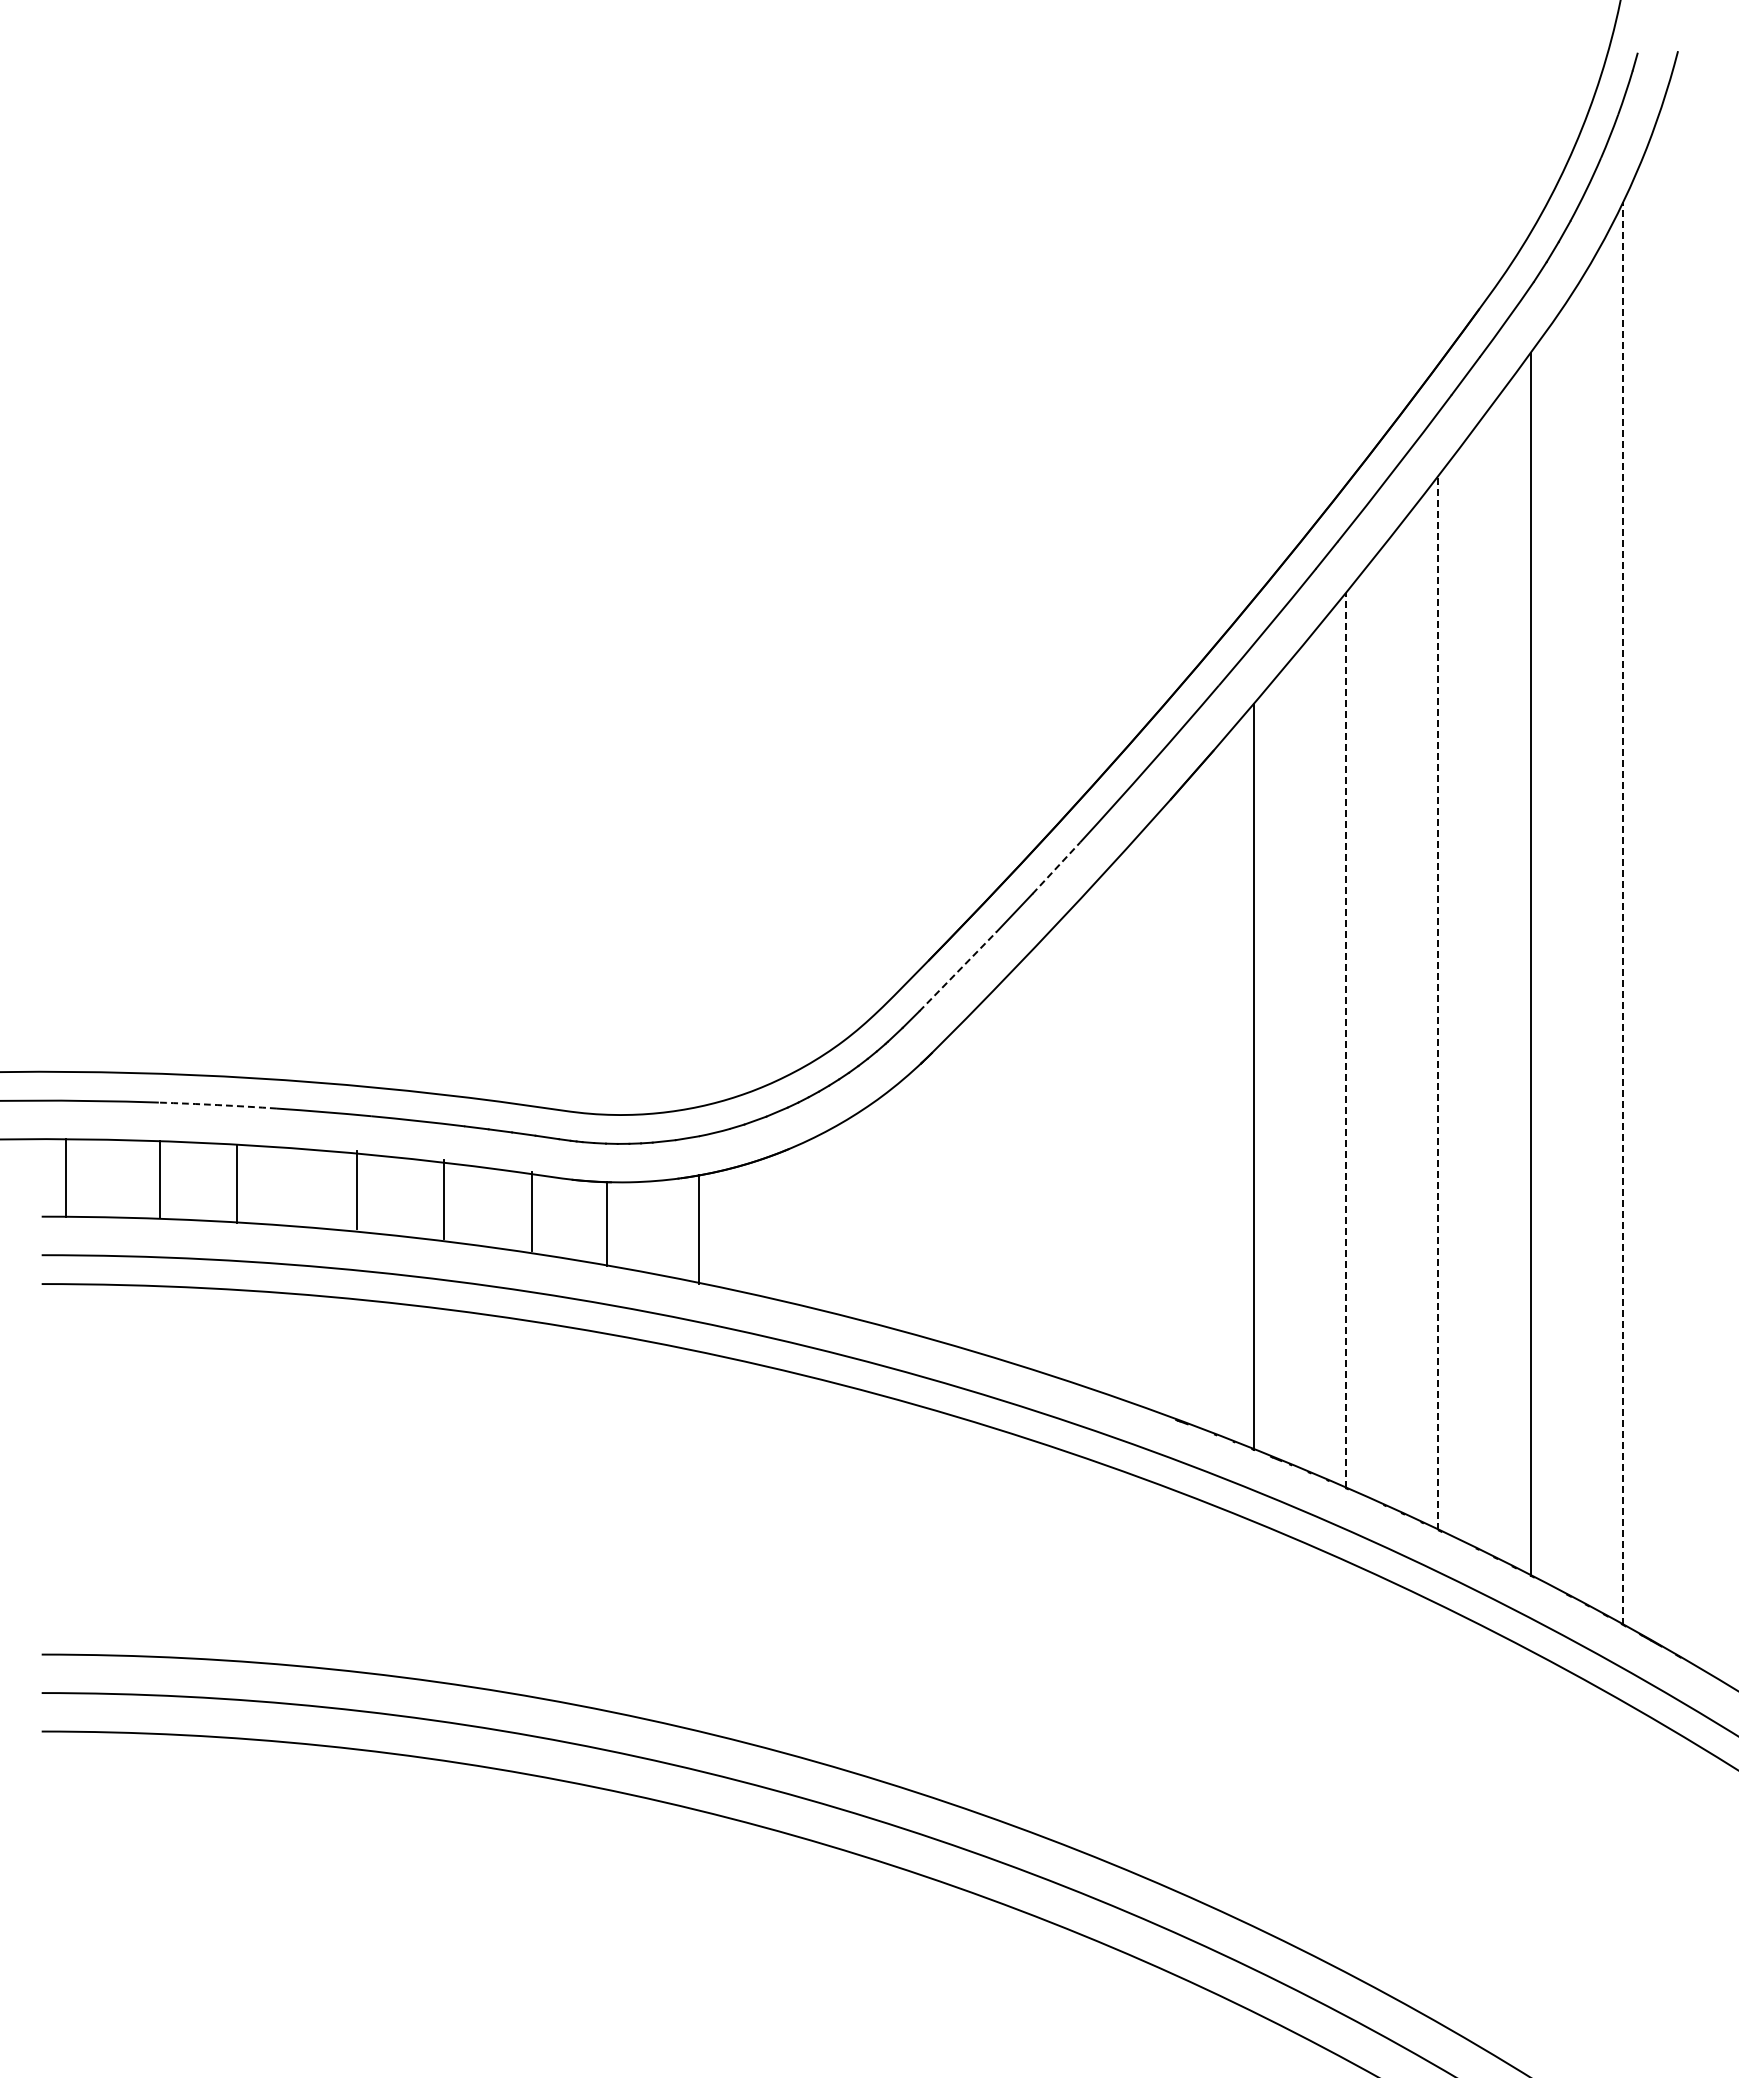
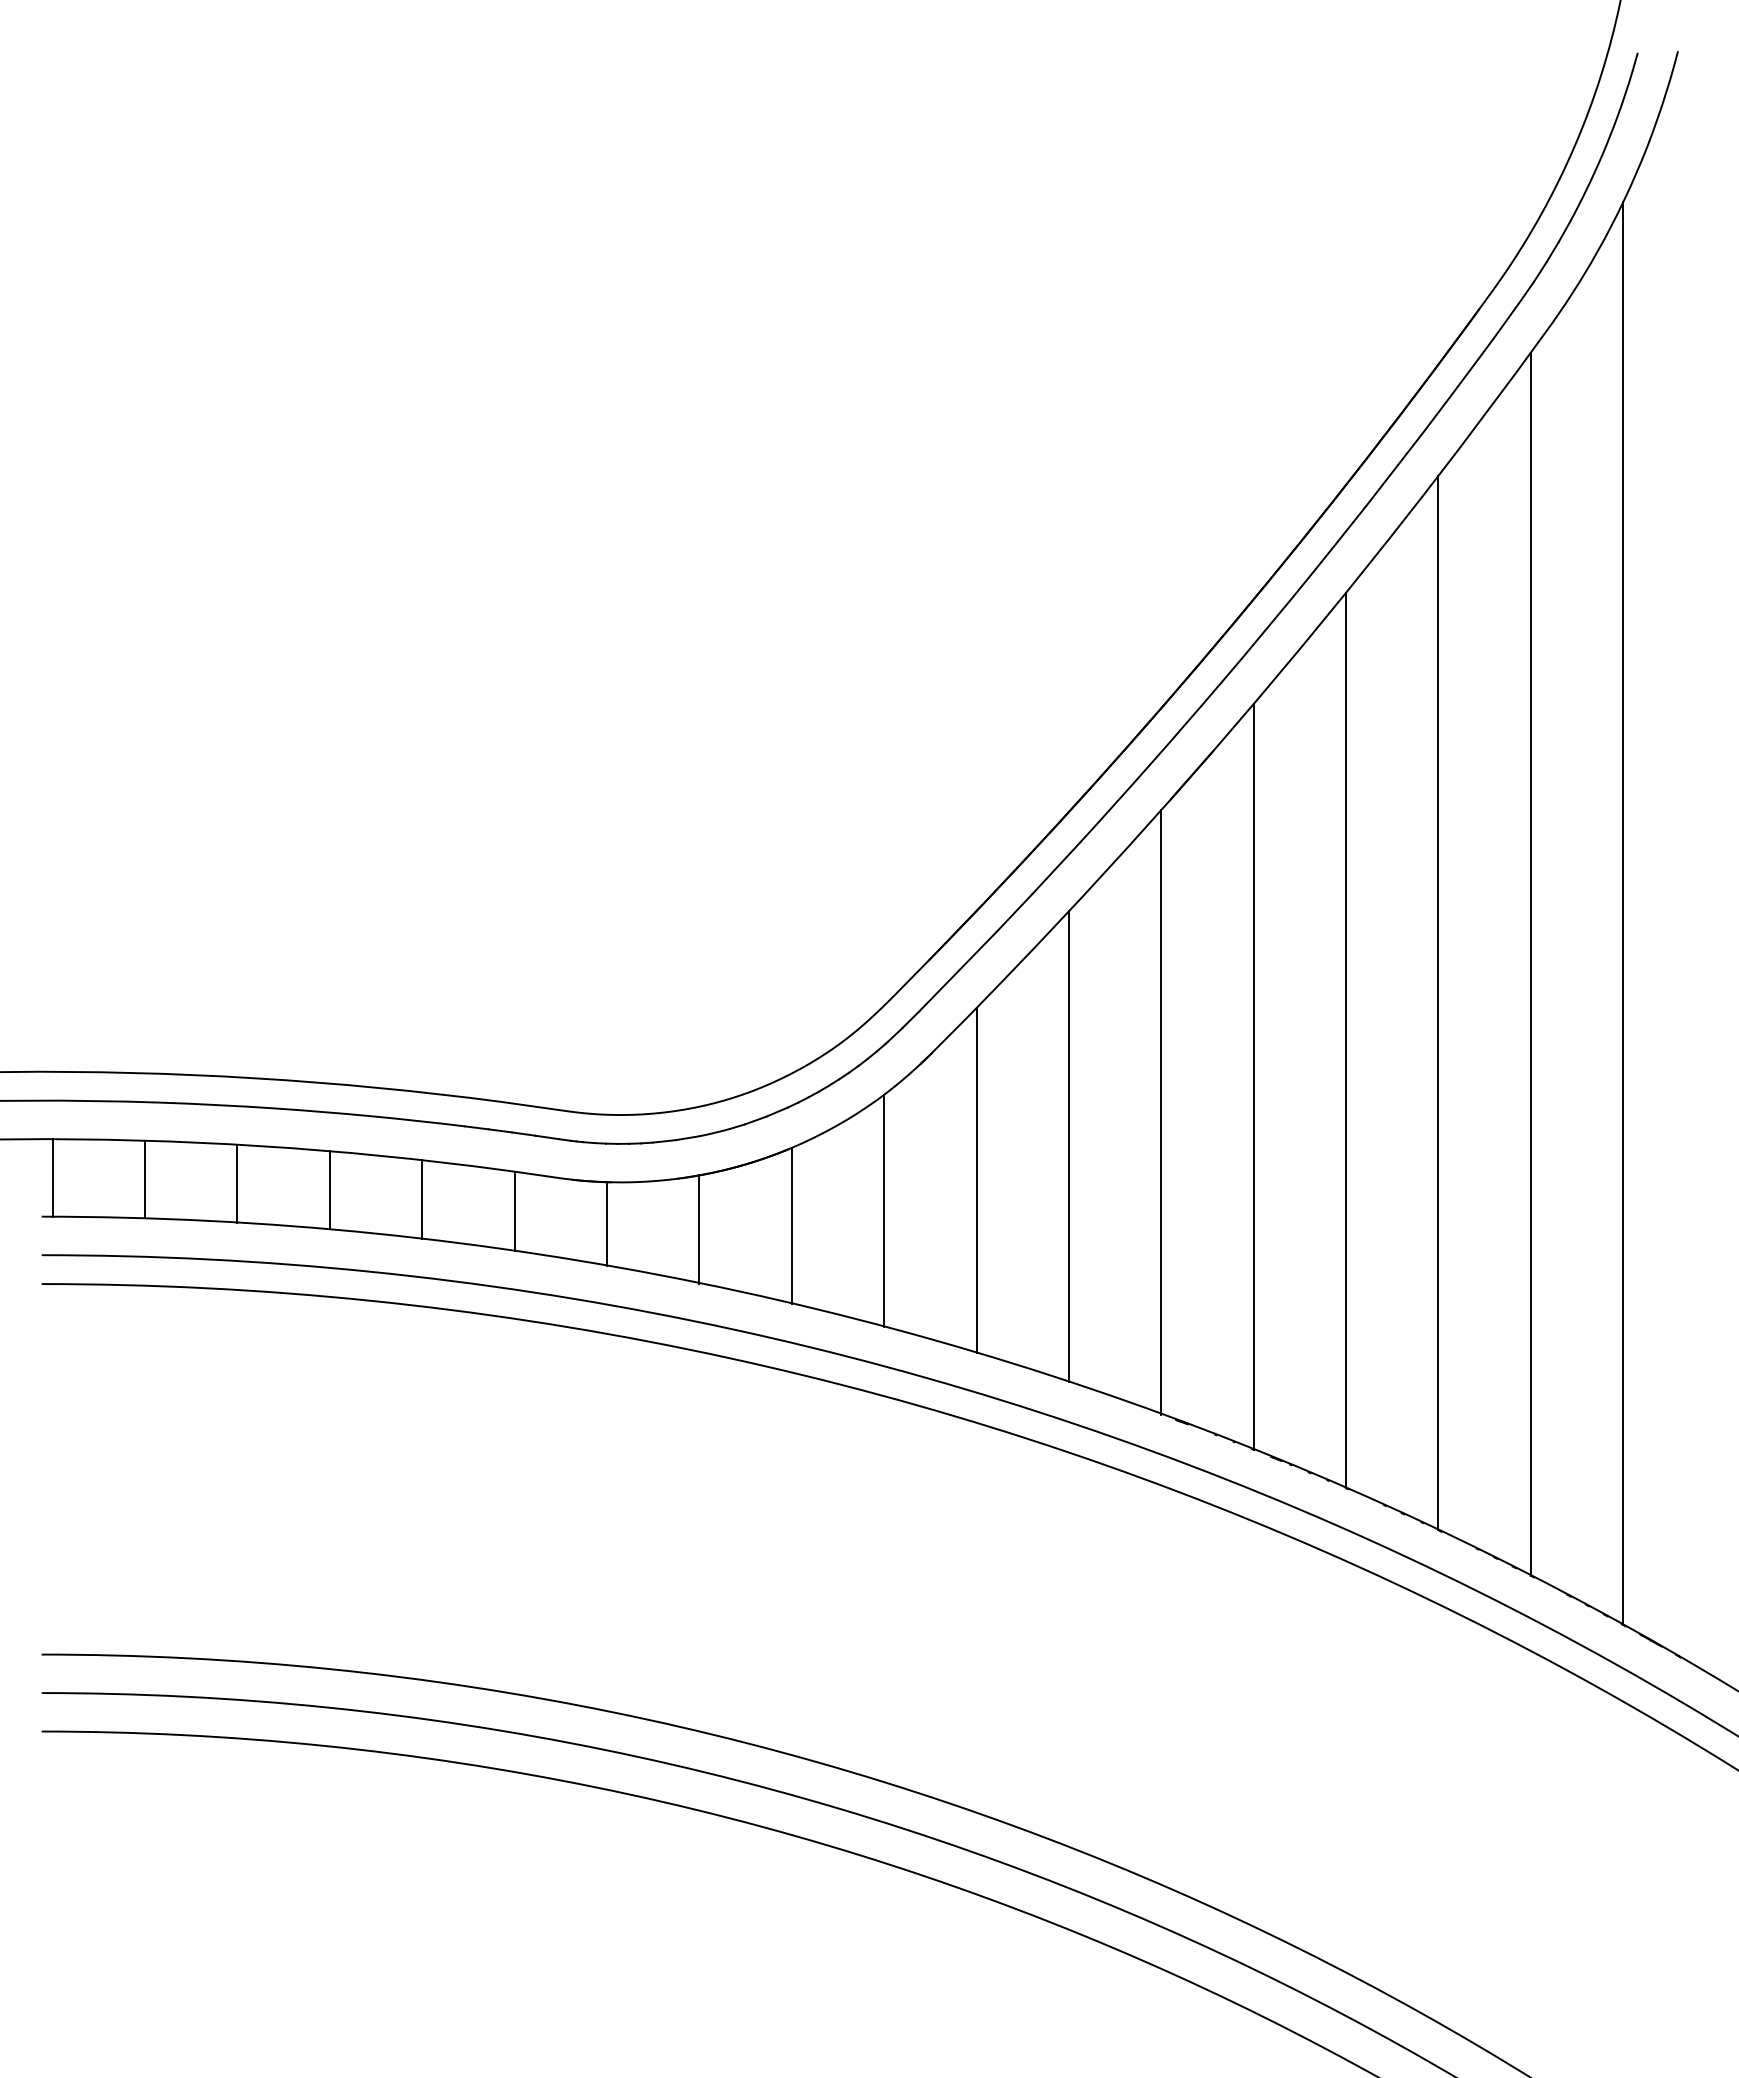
line: dashed -> solid (1056, 867)
line: dashed -> solid (1623, 913)
line: dashed -> solid (958, 971)
line: dashed -> solid (1438, 1002)
line: dashed -> solid (1346, 1040)
arc: dashed -> solid (217, 1105)
line: none -> present (1161, 1112)
line: none -> present (1068, 1146)
line position: (65, 1177) -> (52, 1177) (52, 1177)
line position: (160, 1179) -> (145, 1179) (145, 1179)
line: none -> present (976, 1180)
line position: (356, 1190) -> (329, 1190) (329, 1190)
line position: (444, 1199) -> (422, 1199) (422, 1199)
line: none -> present (884, 1210)
line position: (531, 1211) -> (514, 1211) (514, 1211)
line: none -> present (791, 1225)
